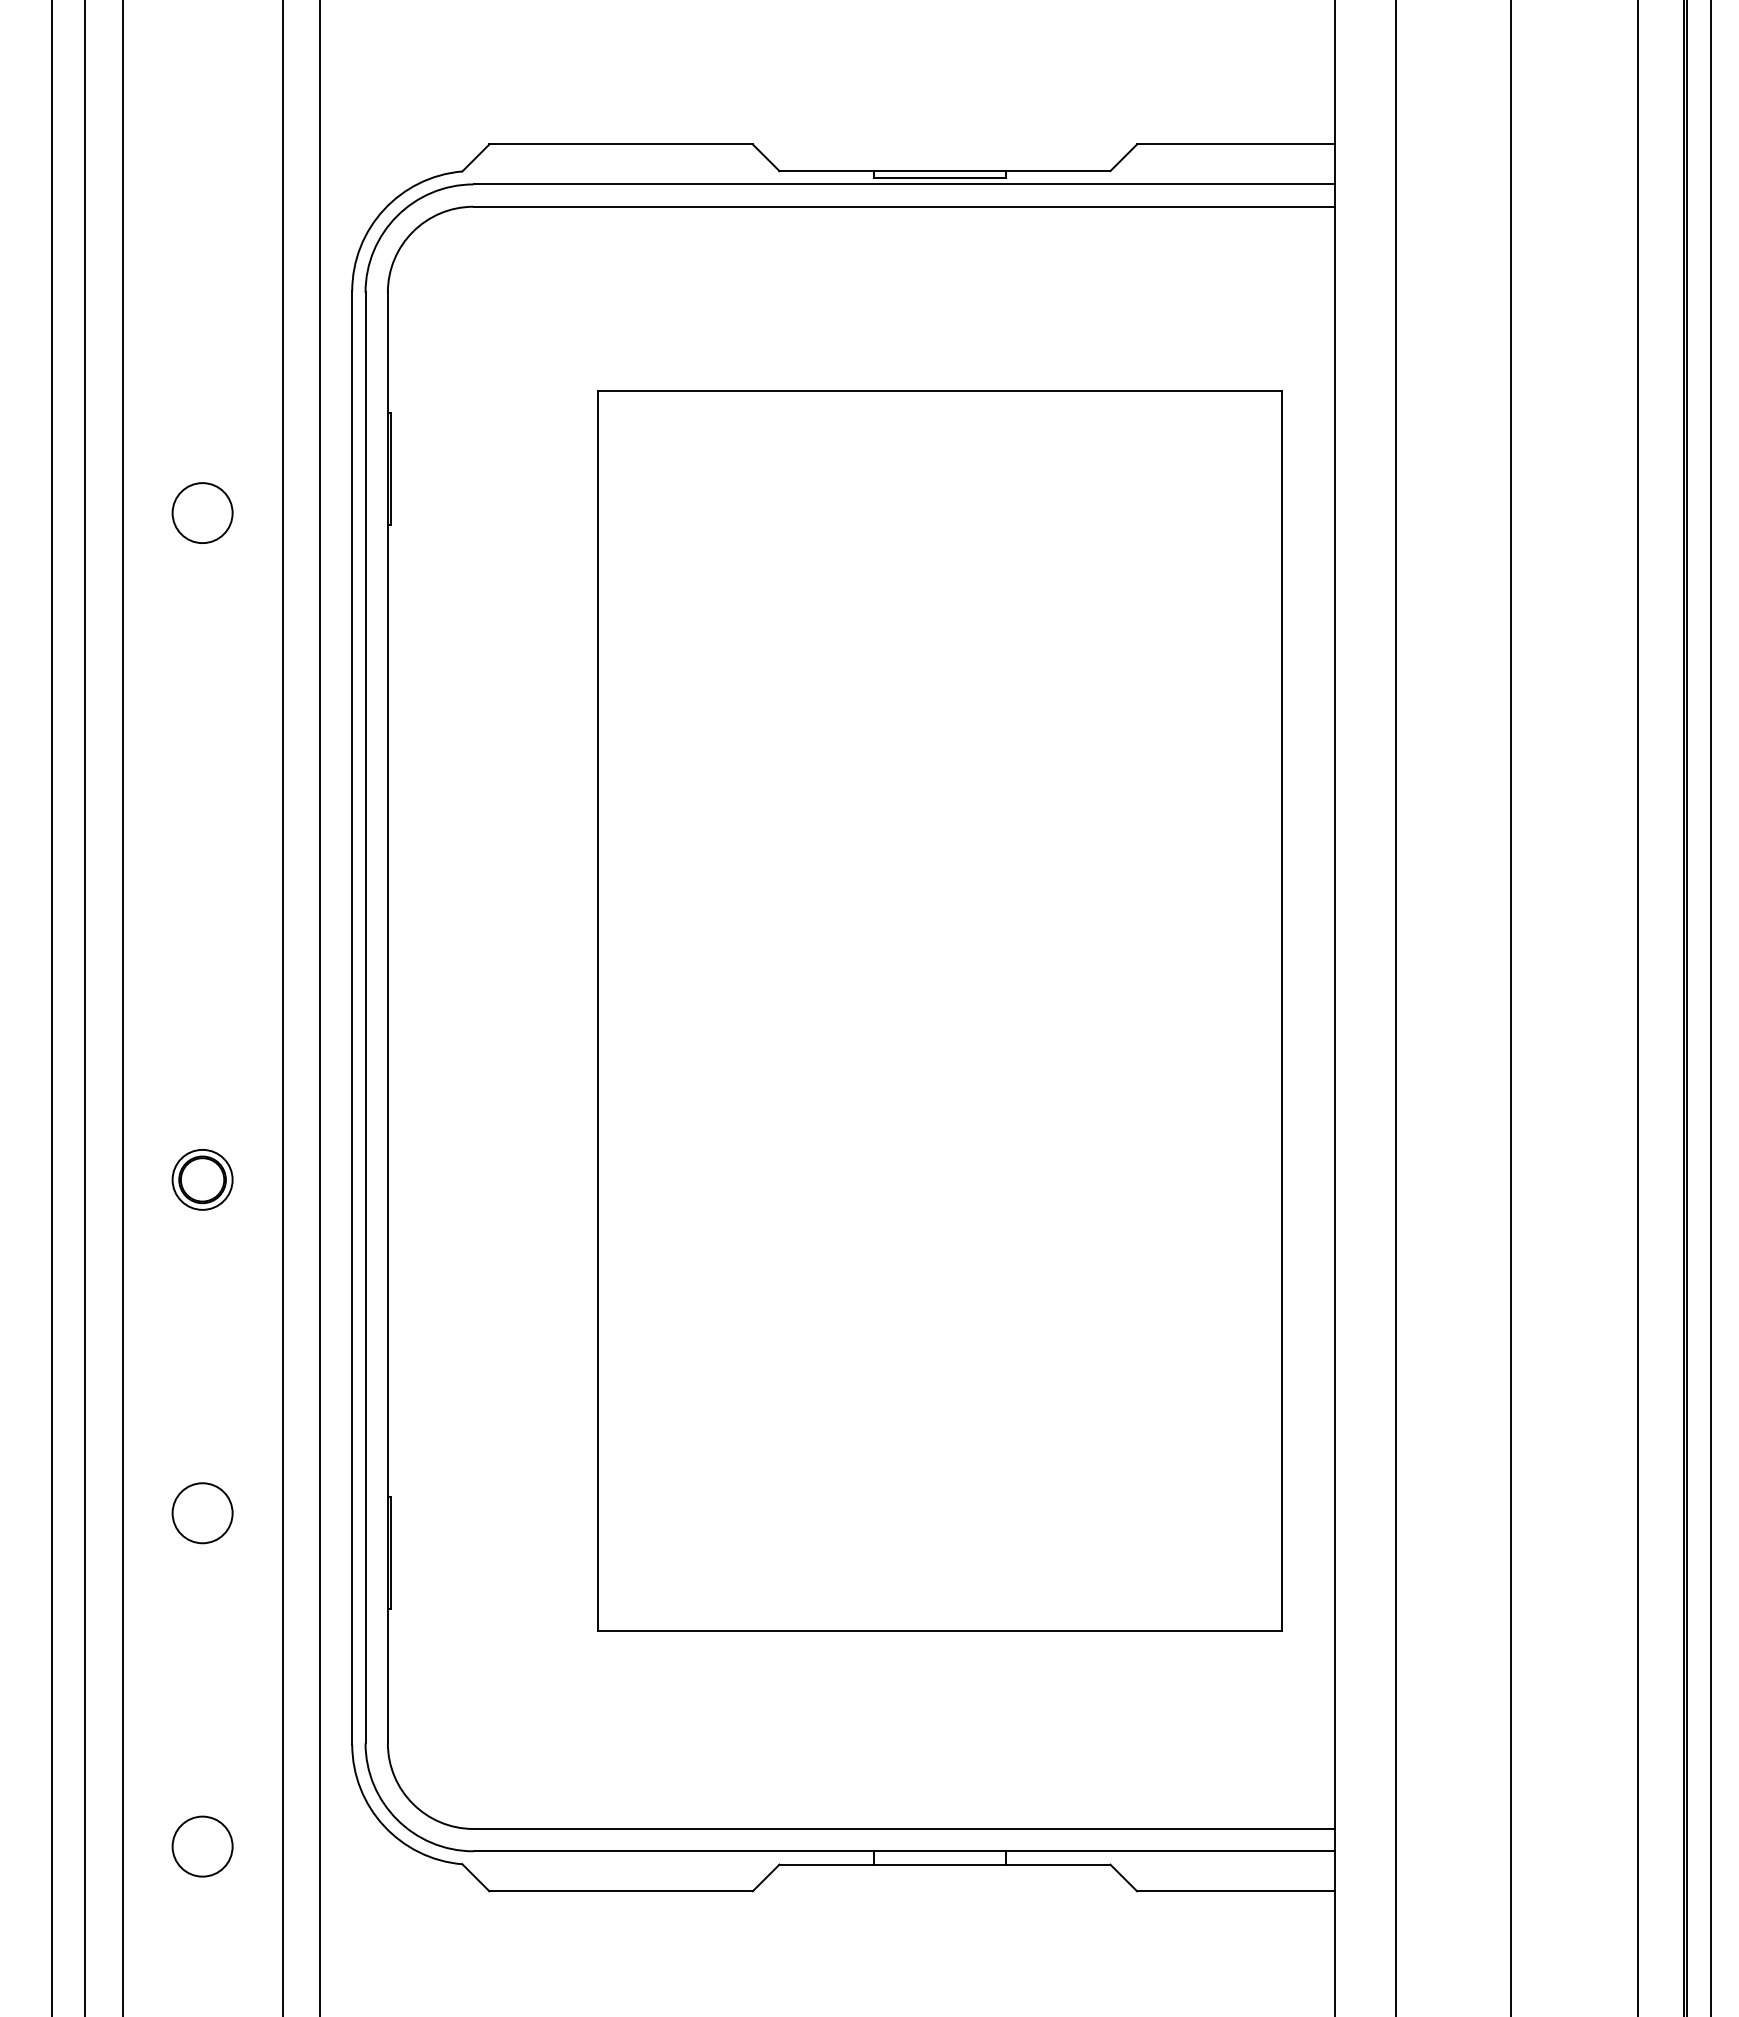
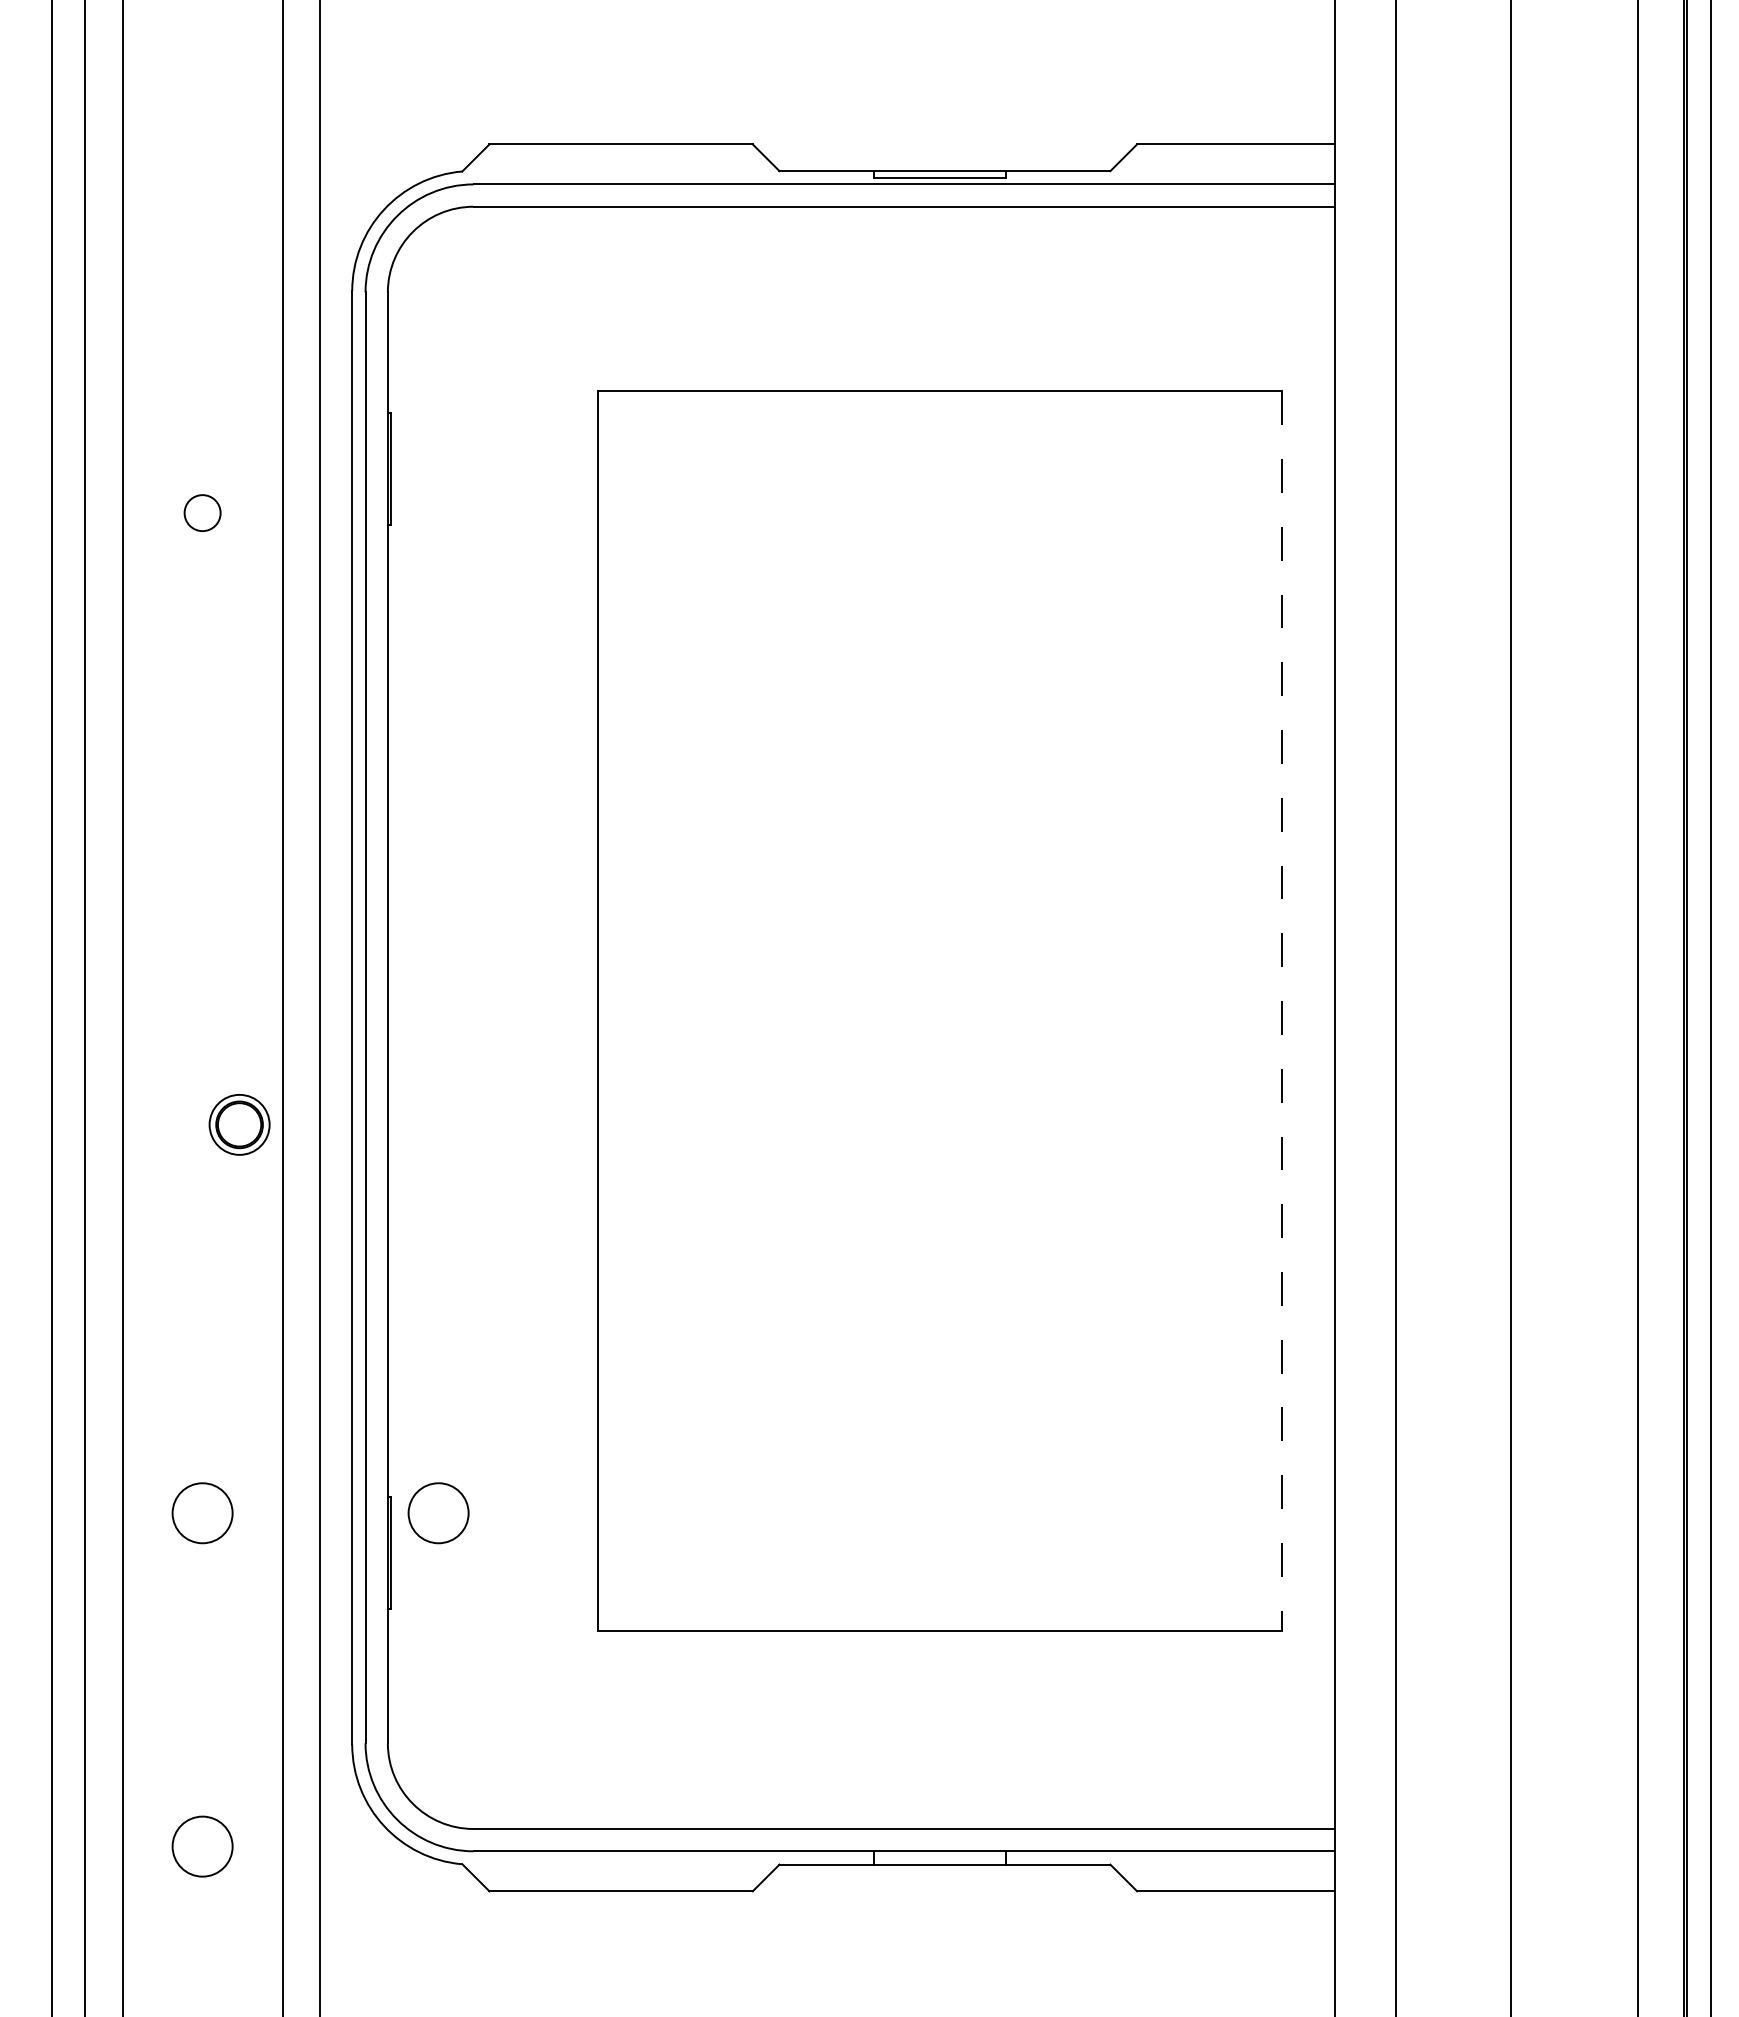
circle diameter: 60 px -> 36 px (202, 513)
line: solid -> dashed (1282, 1011)
part position: (202, 1179) -> (239, 1124) (239, 1124)
circle: none -> present (438, 1513)
